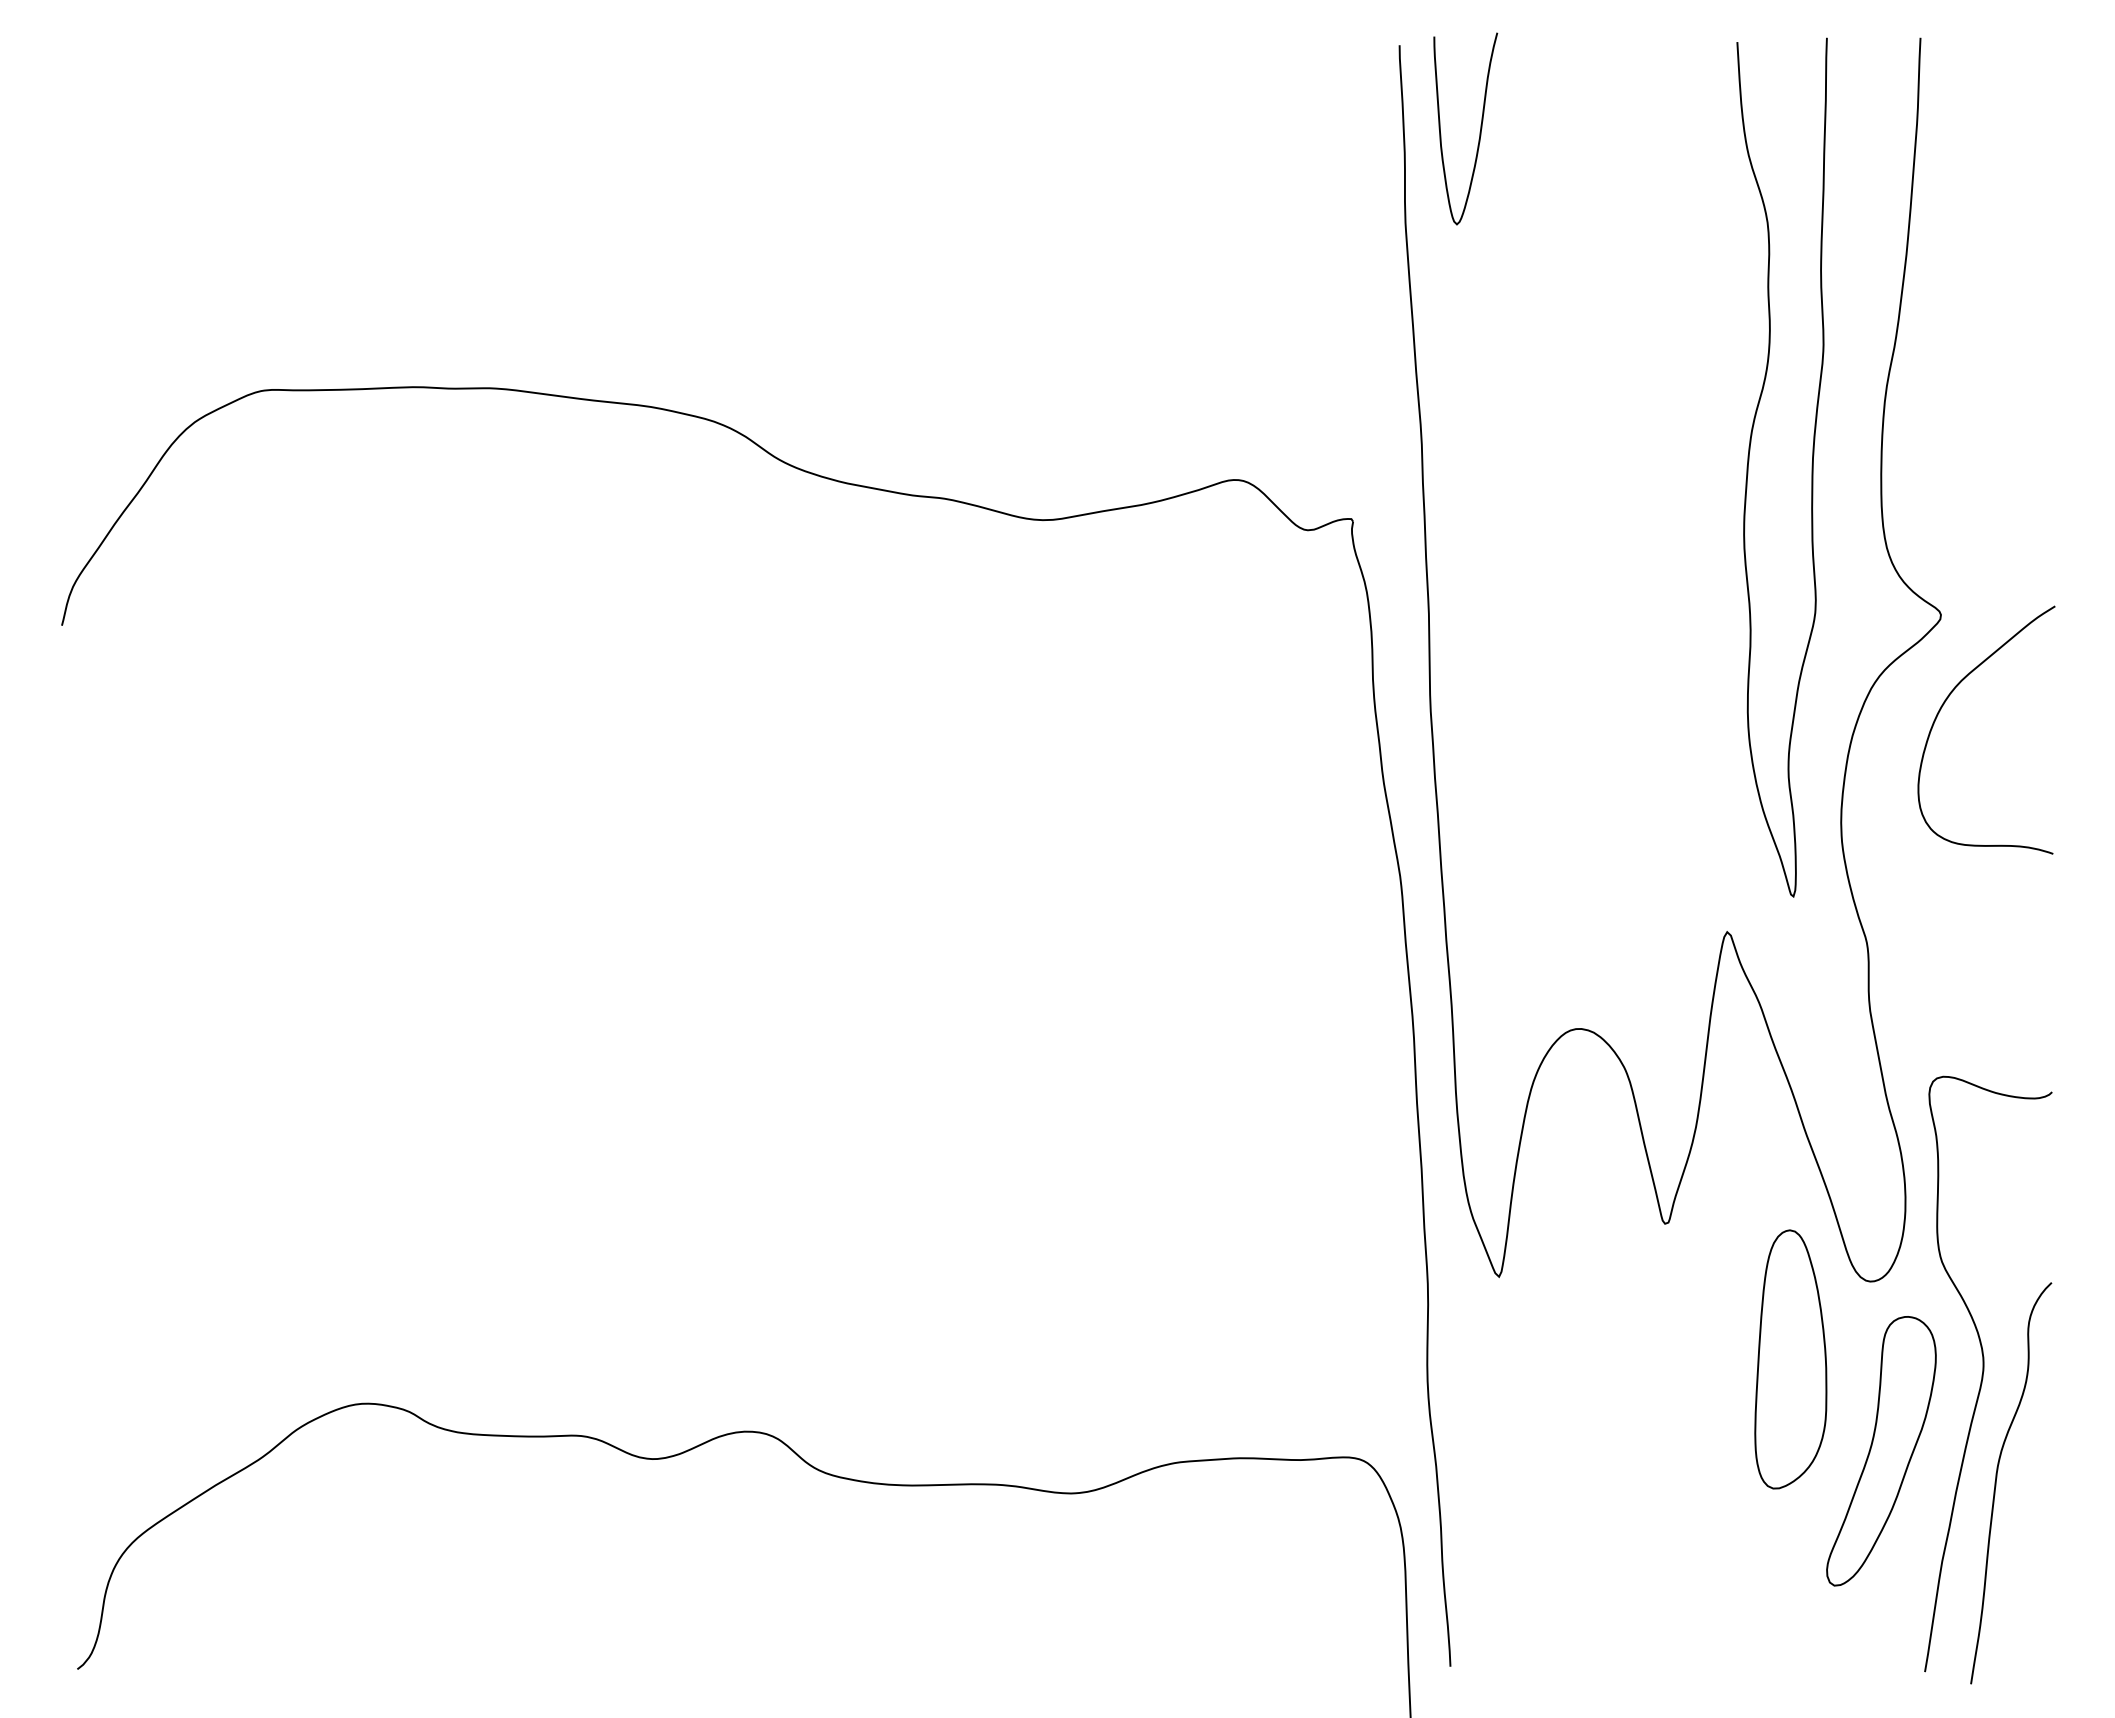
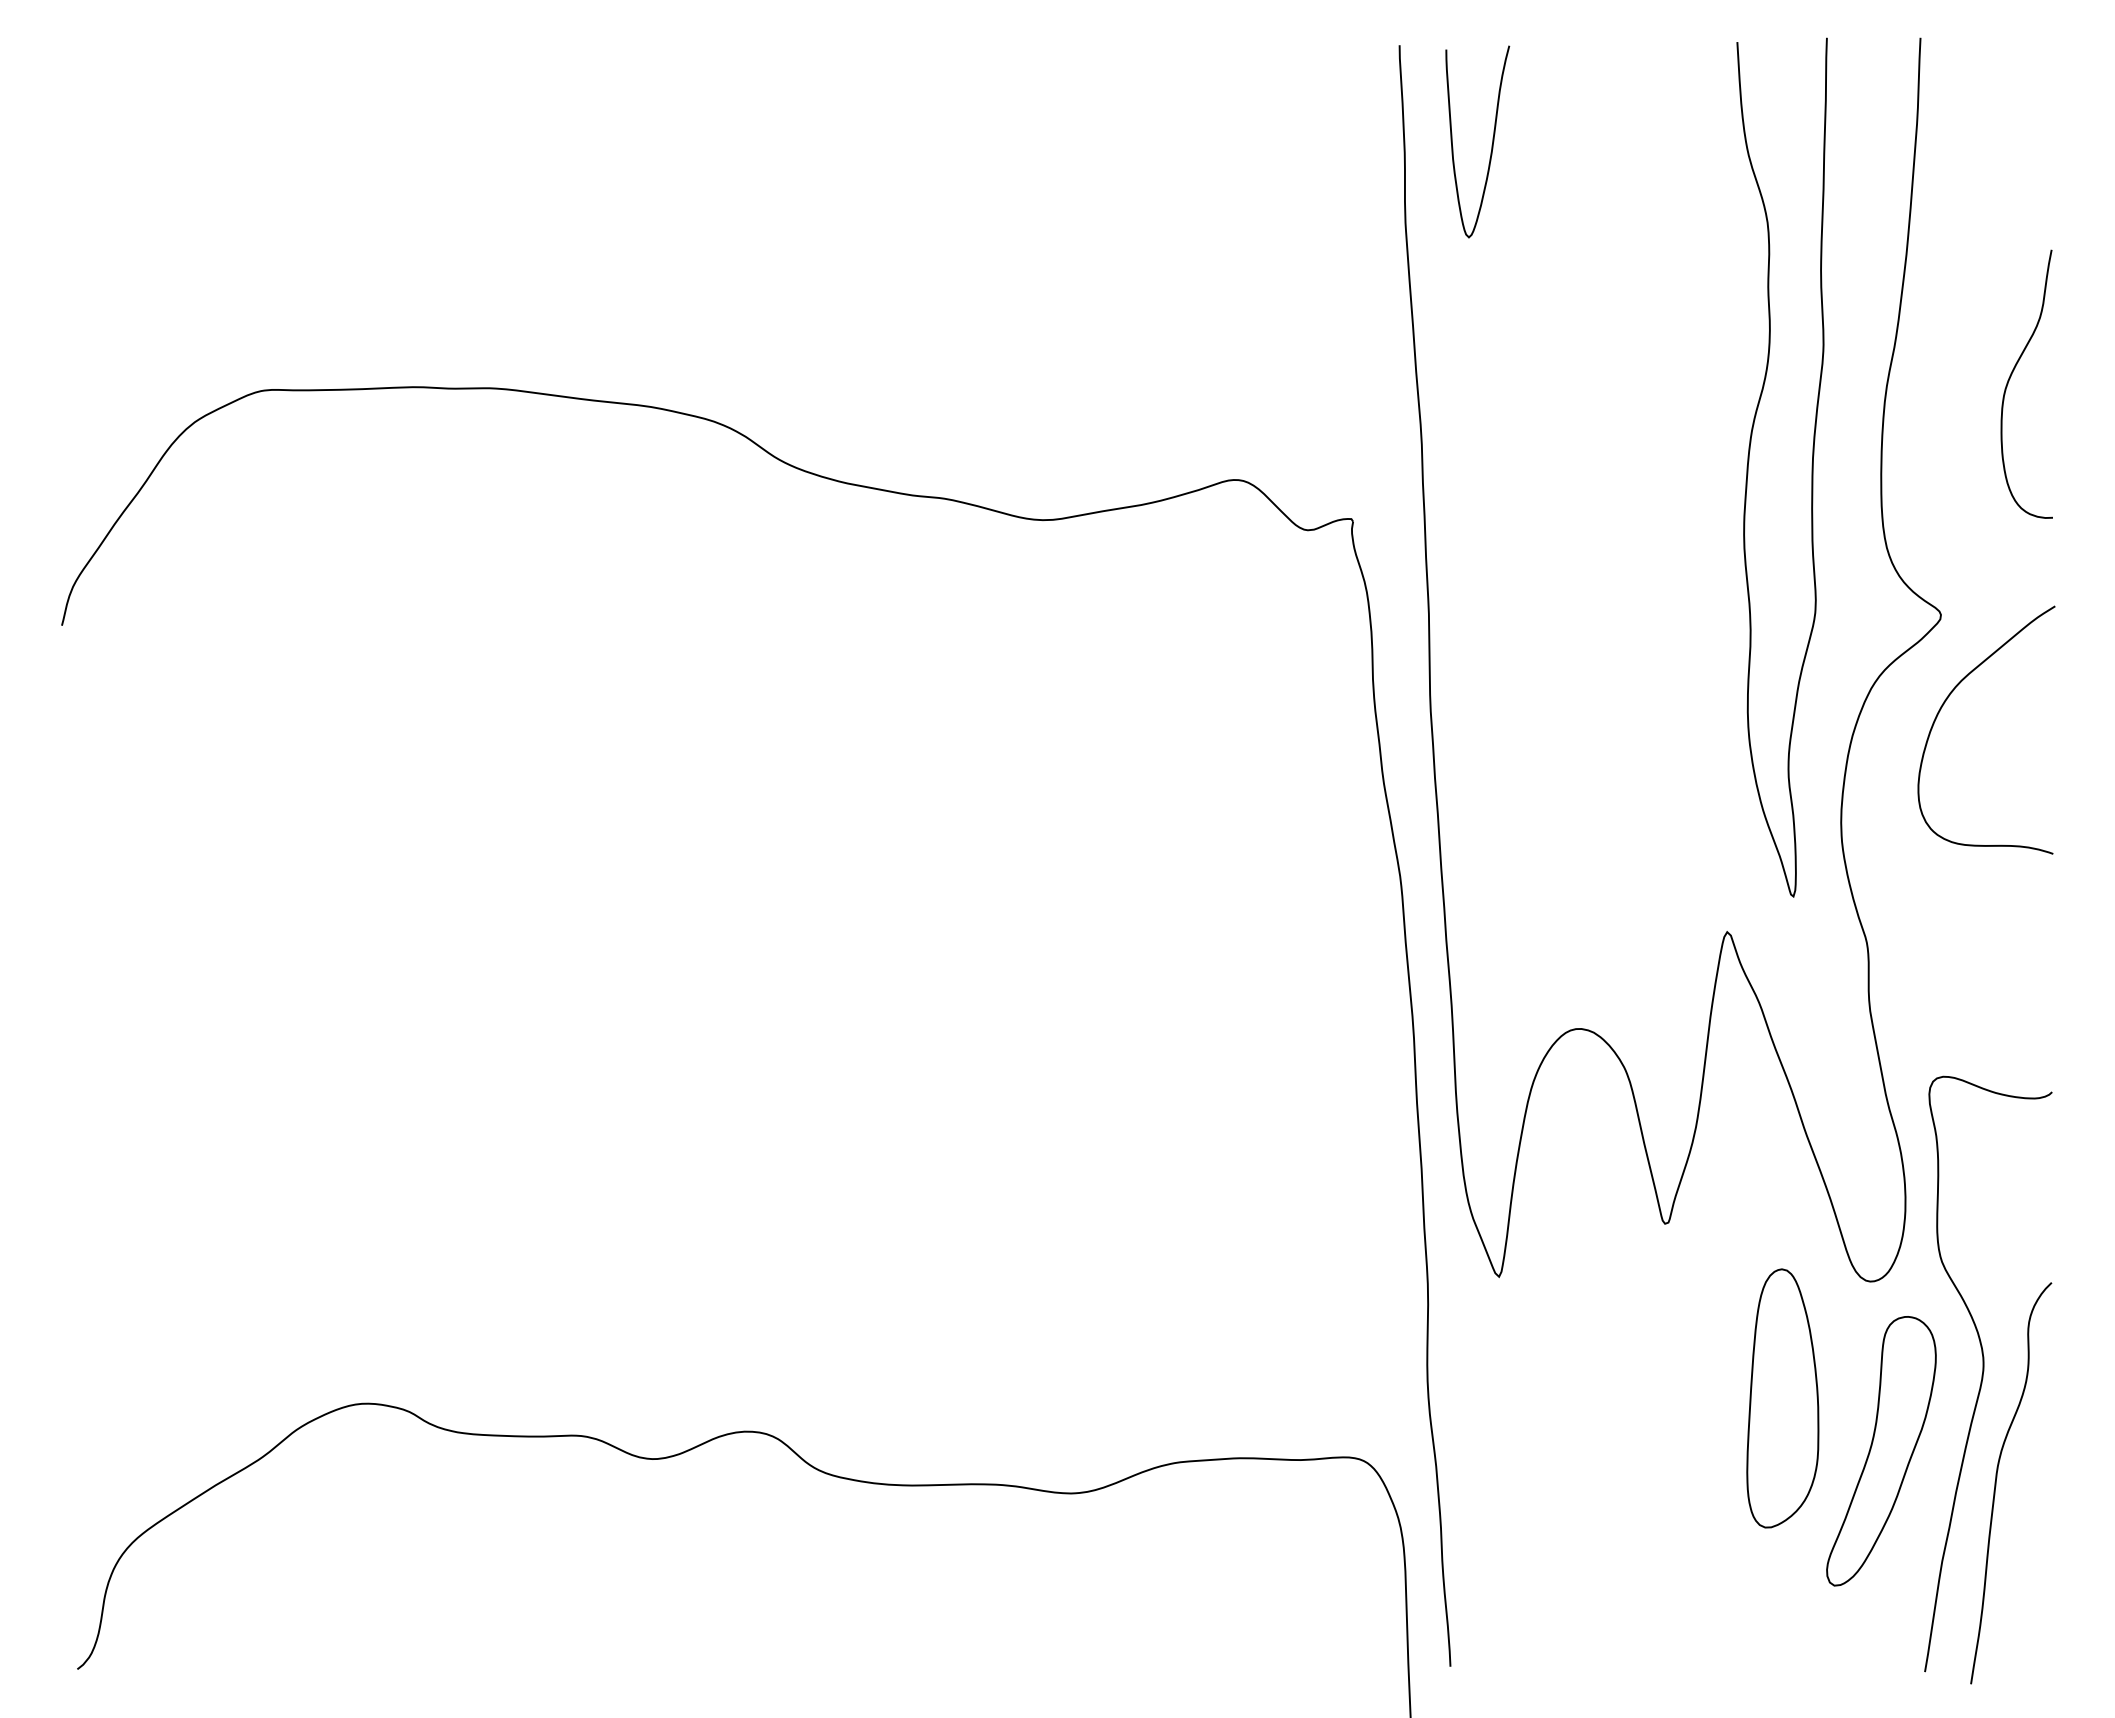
curve position: (1479, 131) -> (1491, 144) (1491, 144)
curve: none -> present (2010, 379)
part position: (1790, 1359) -> (1782, 1398) (1782, 1398)
